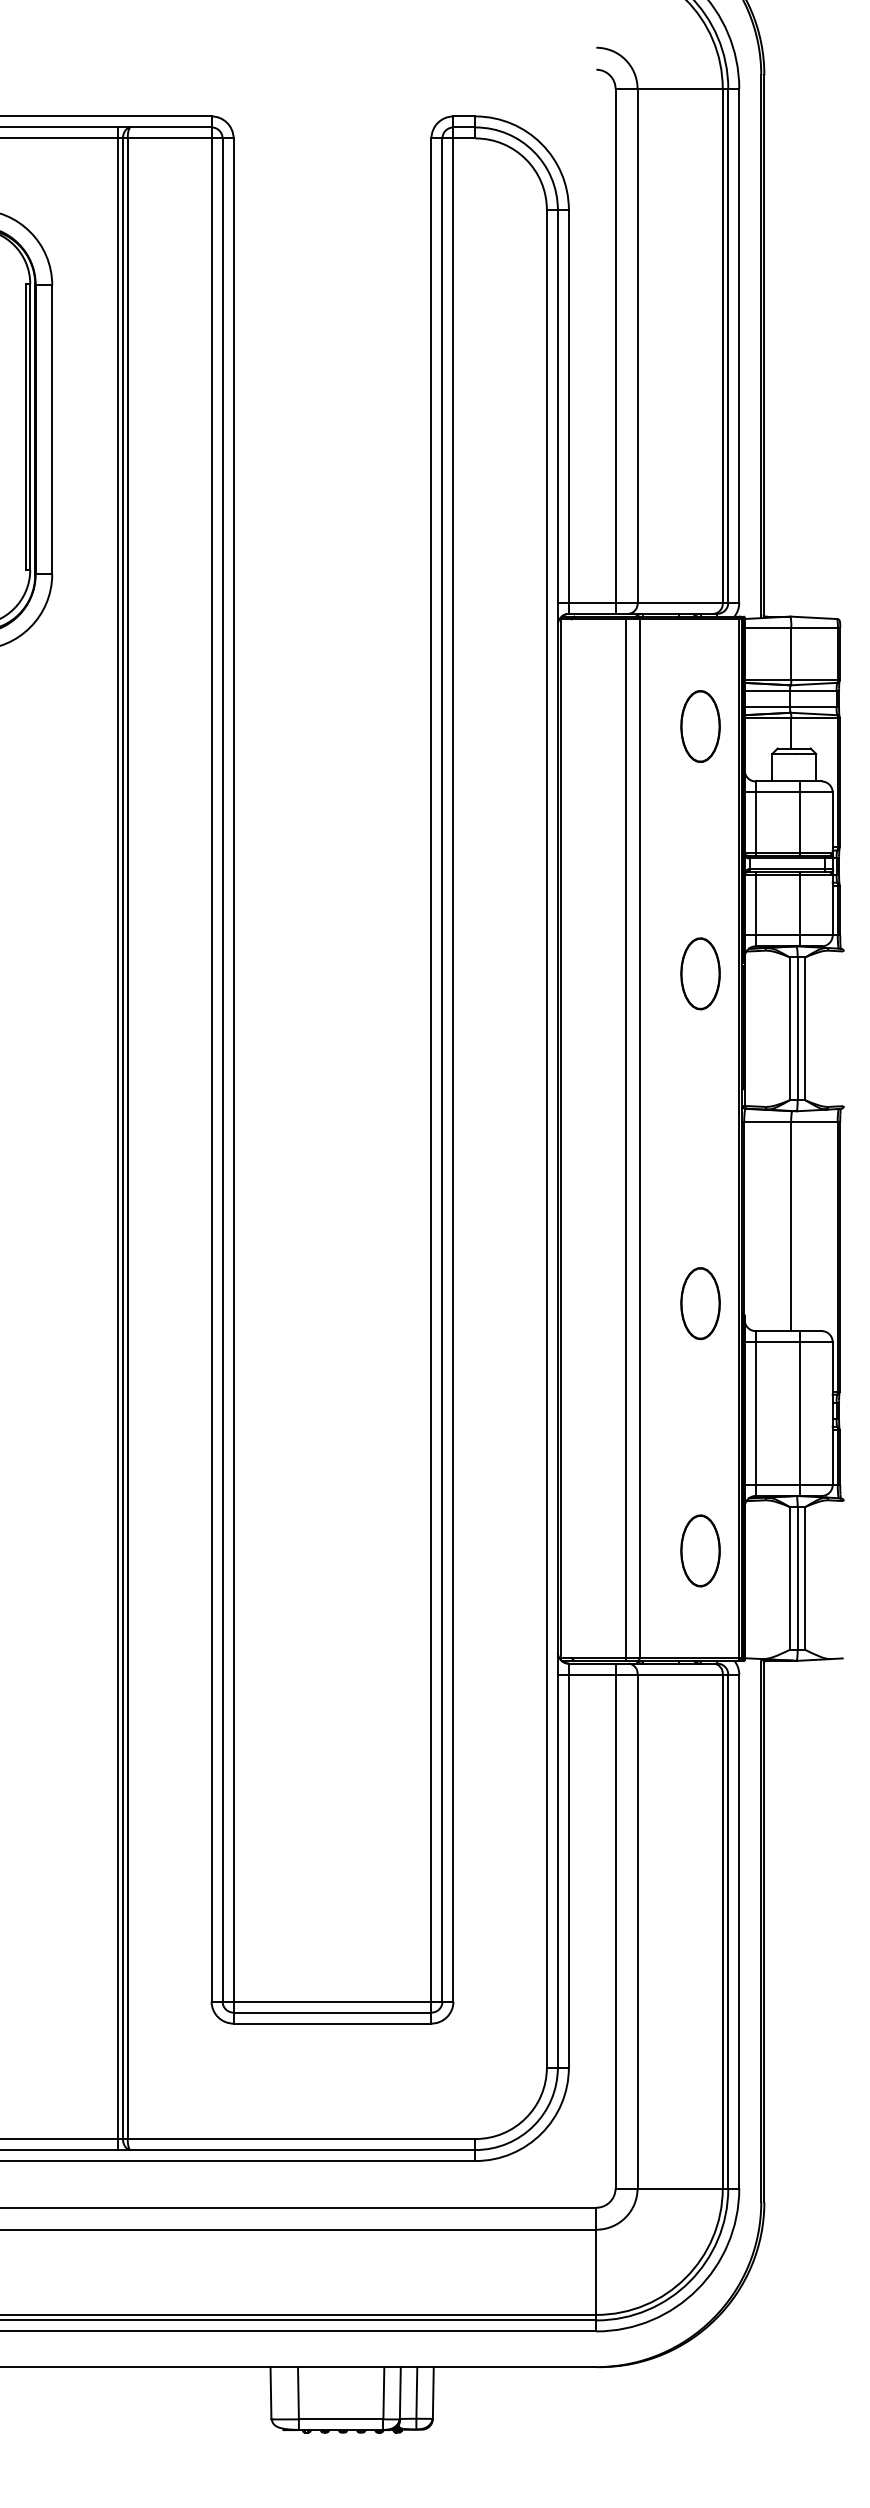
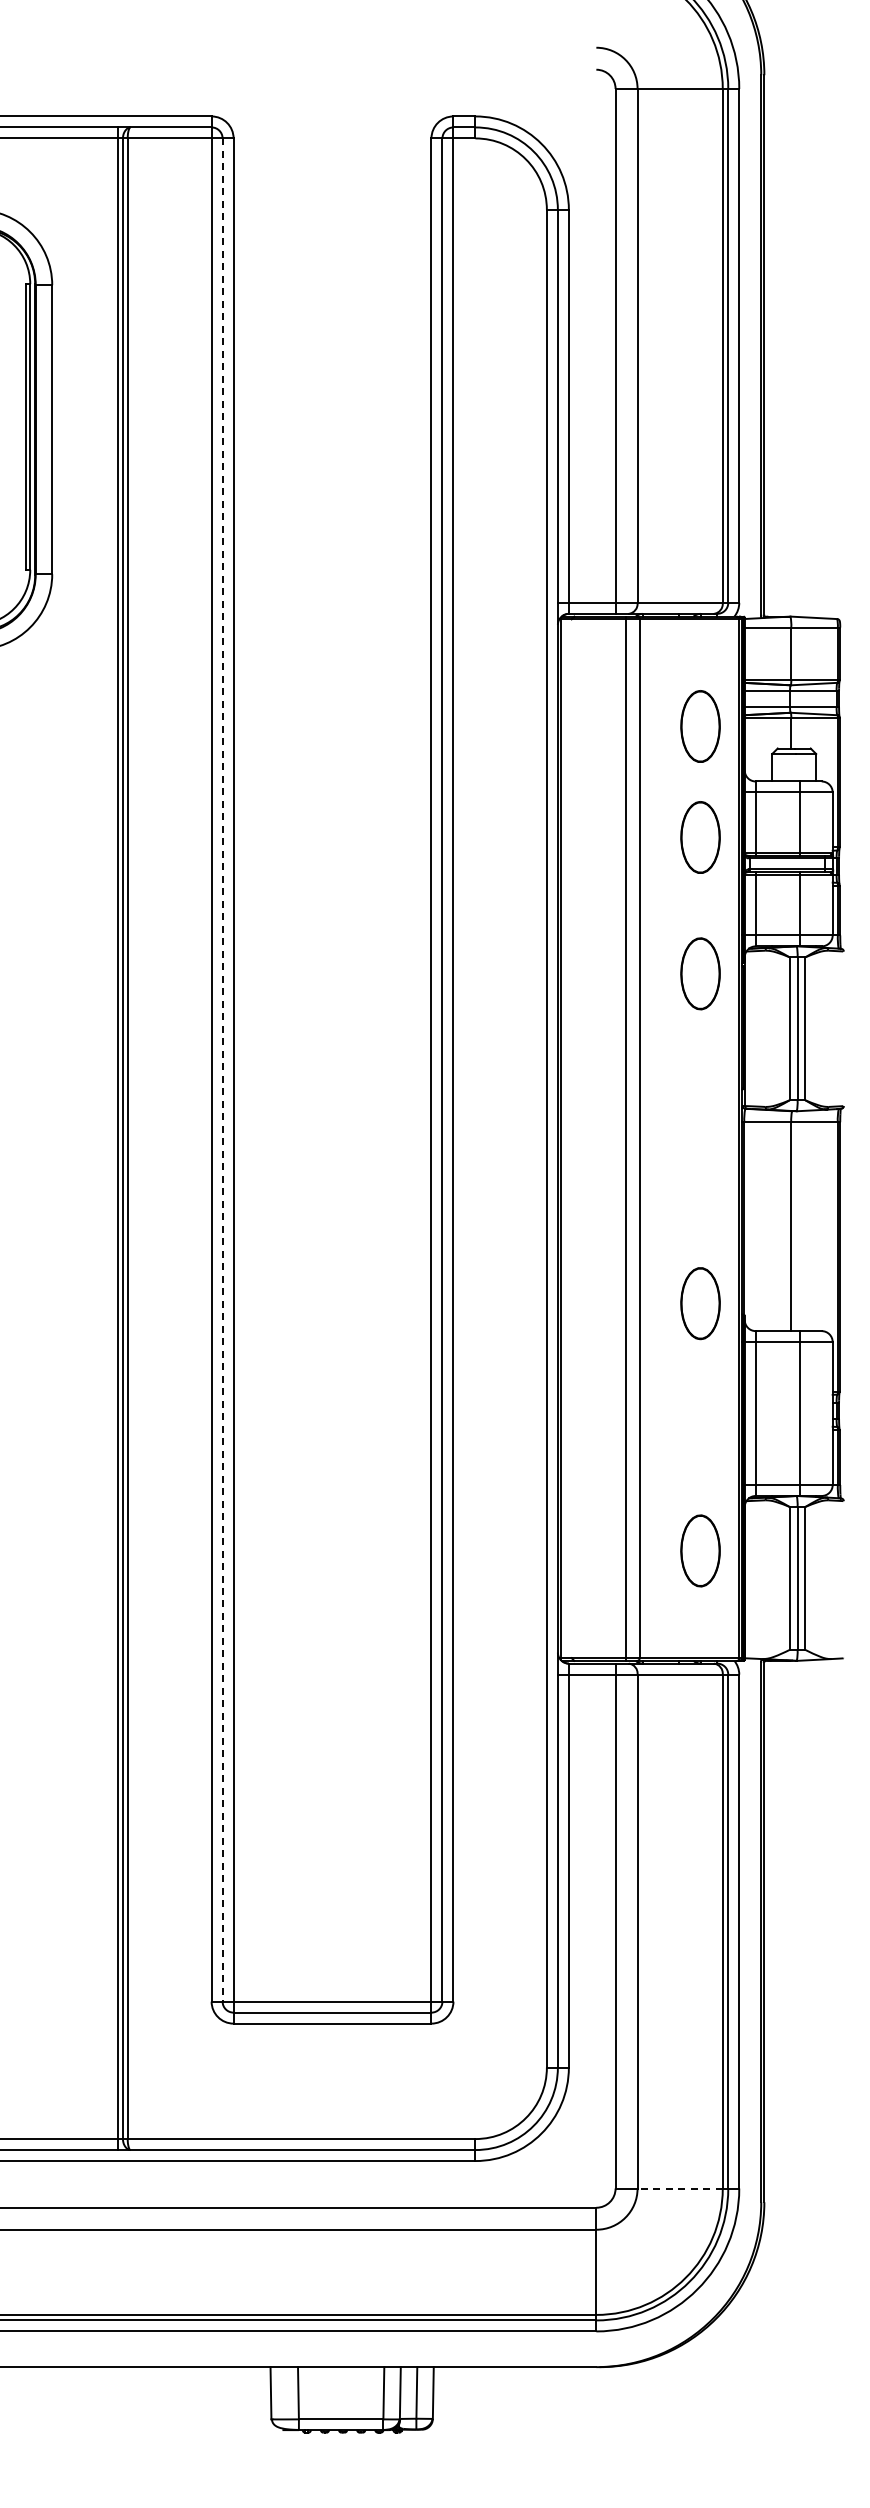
part: none -> present (700, 837)
line: solid -> dashed (222, 1070)
line: solid -> dashed (680, 2188)
